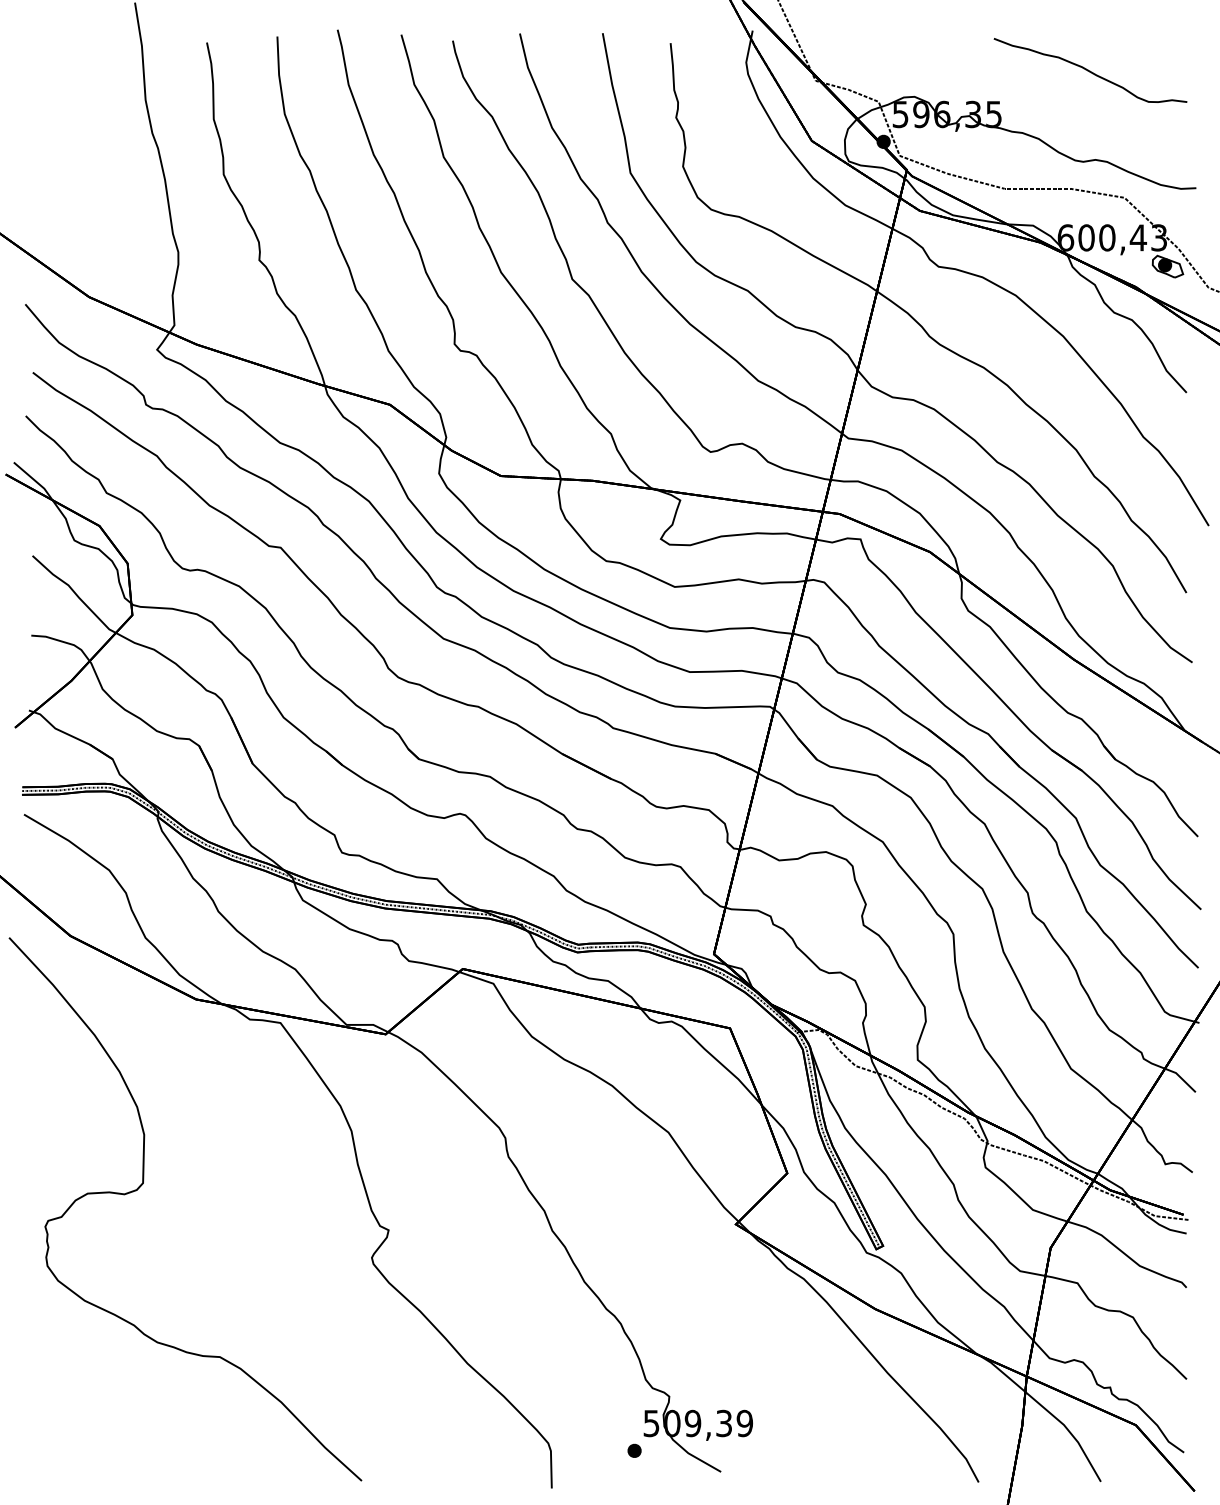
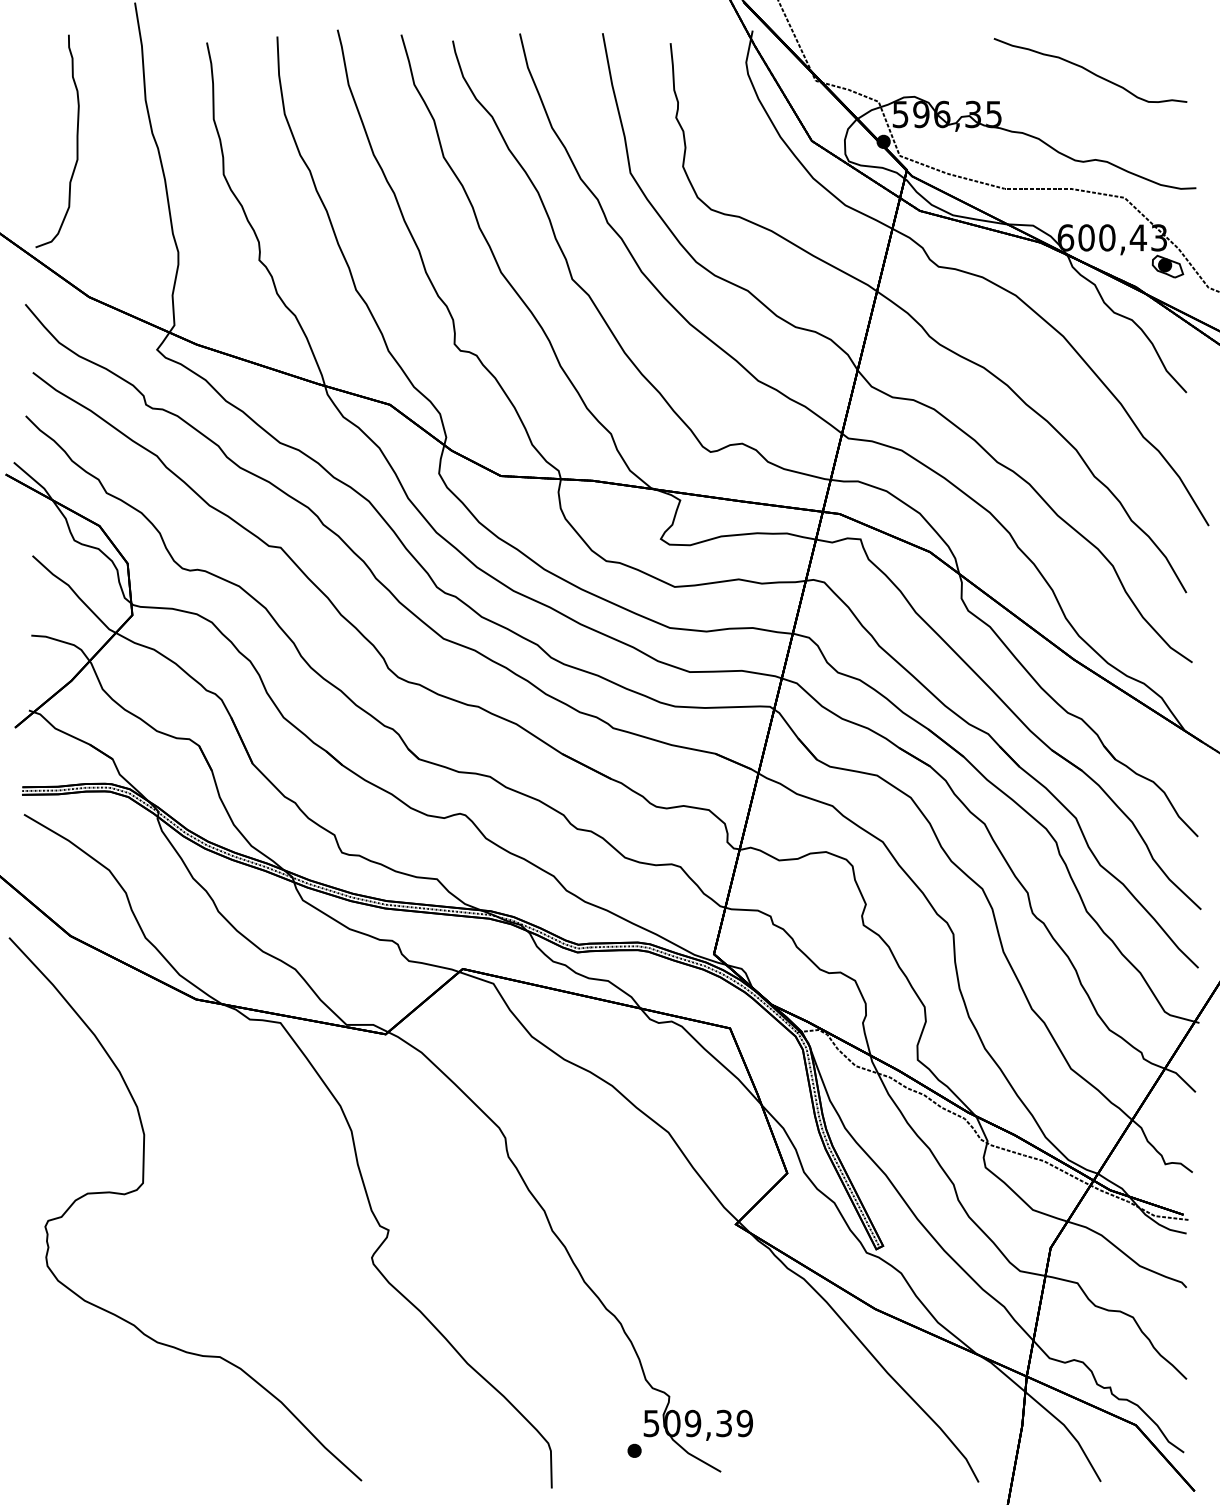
curve: none -> present (76, 141)
